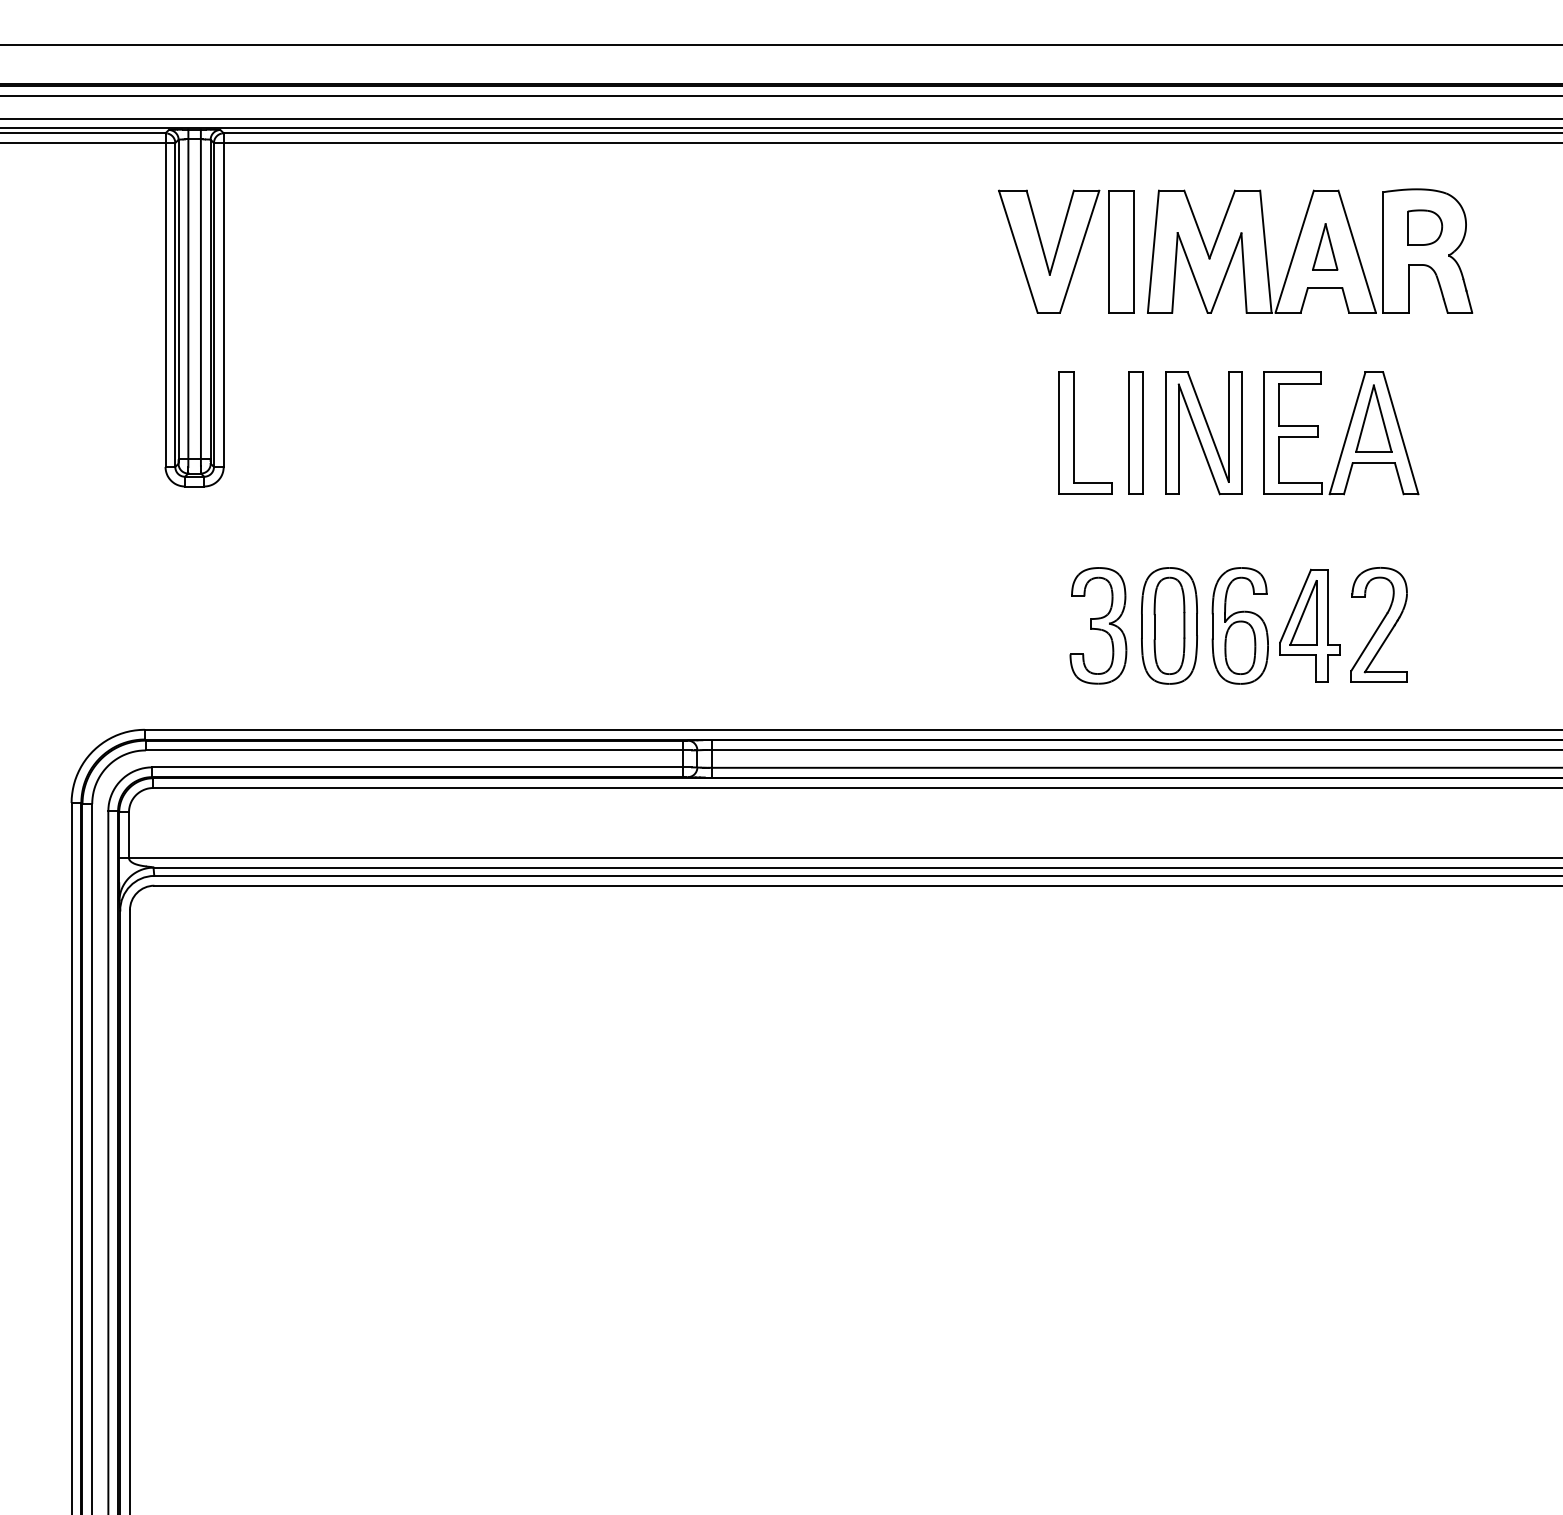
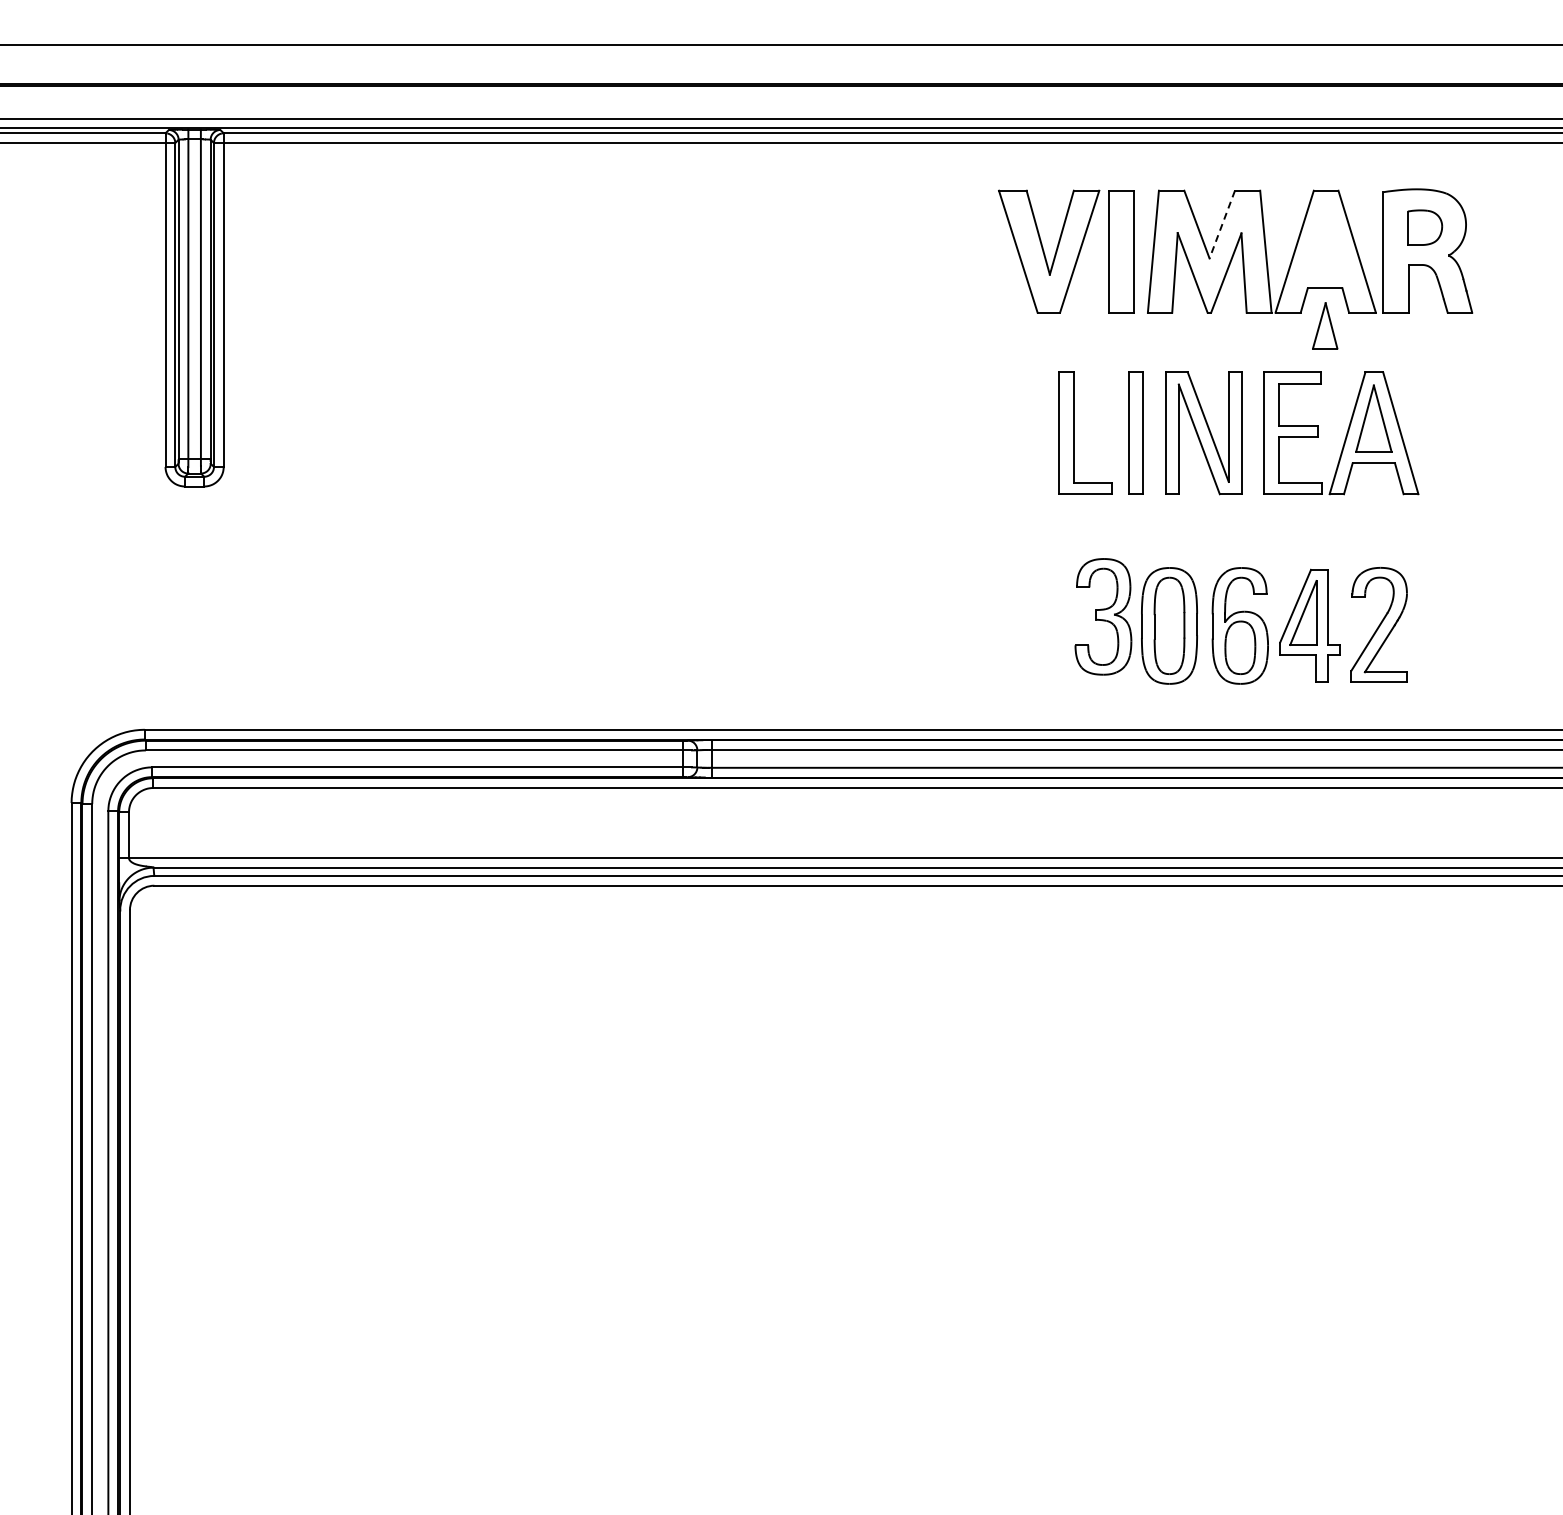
line: present -> none (780, 96)
line: solid -> dashed (1222, 225)
part position: (1325, 246) -> (1325, 325) (1325, 325)
part position: (1098, 625) -> (1103, 616) (1103, 616)
